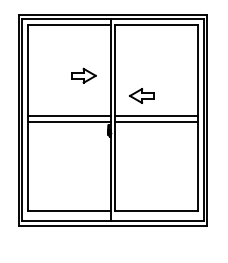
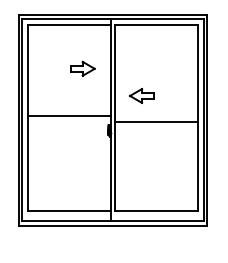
part position: (83, 75) -> (82, 68) (82, 68)
line: present -> none (155, 116)
line: present -> none (69, 122)
